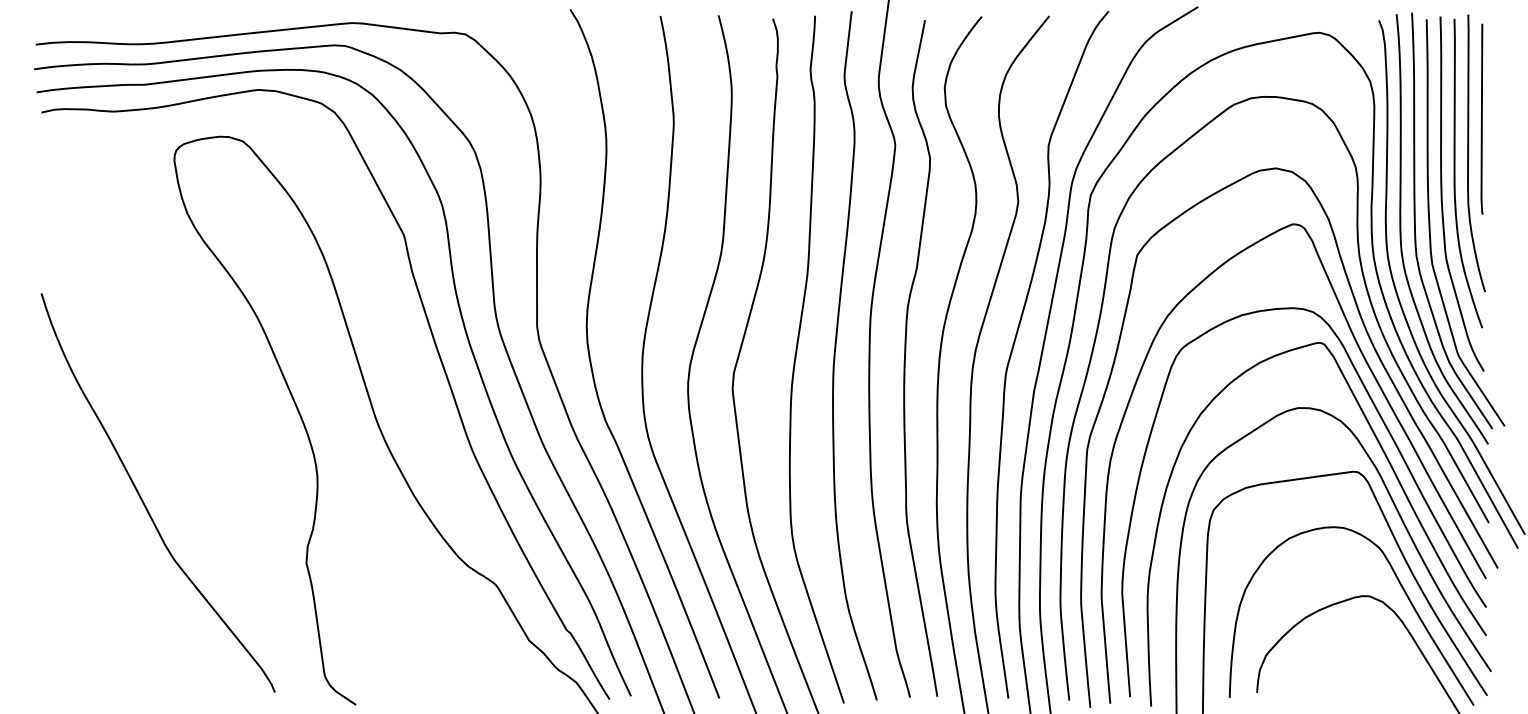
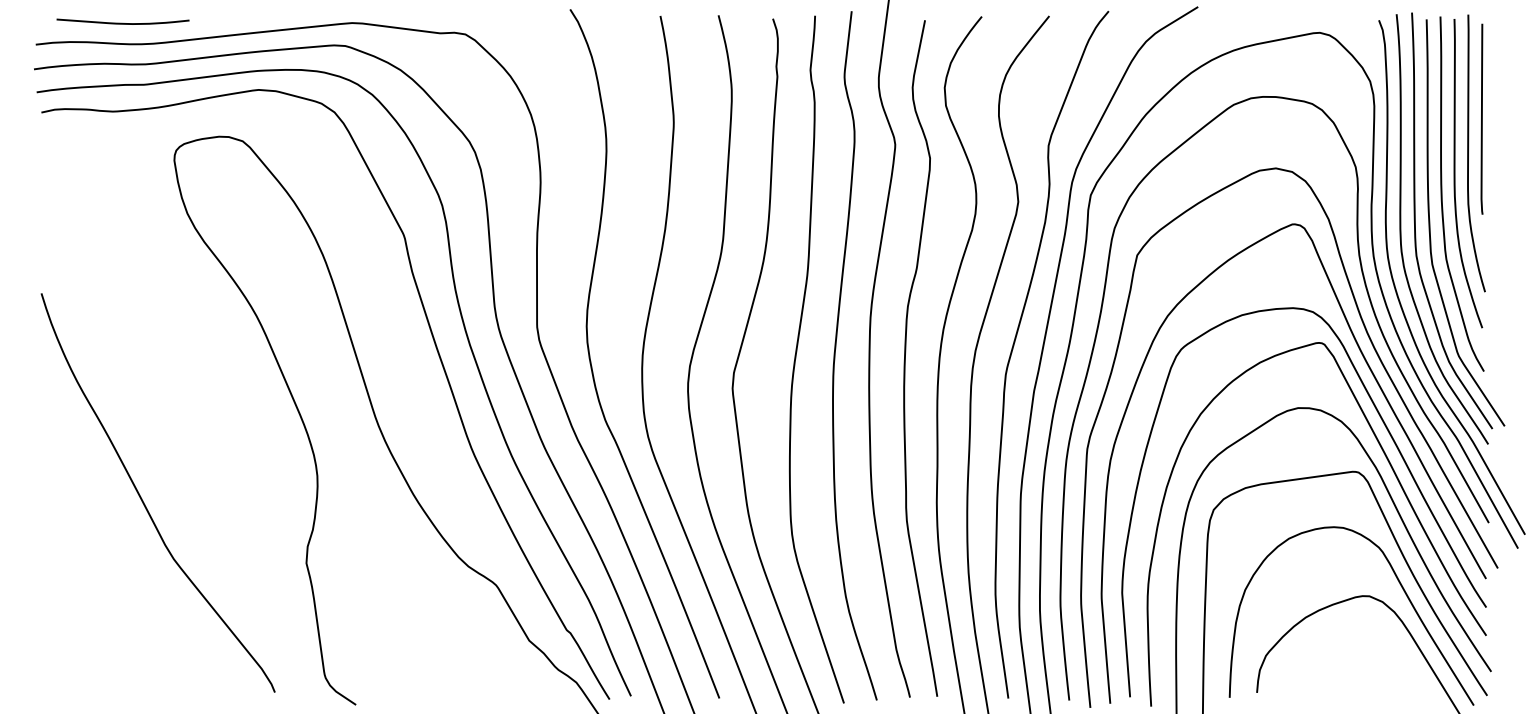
curve: none -> present (122, 22)
